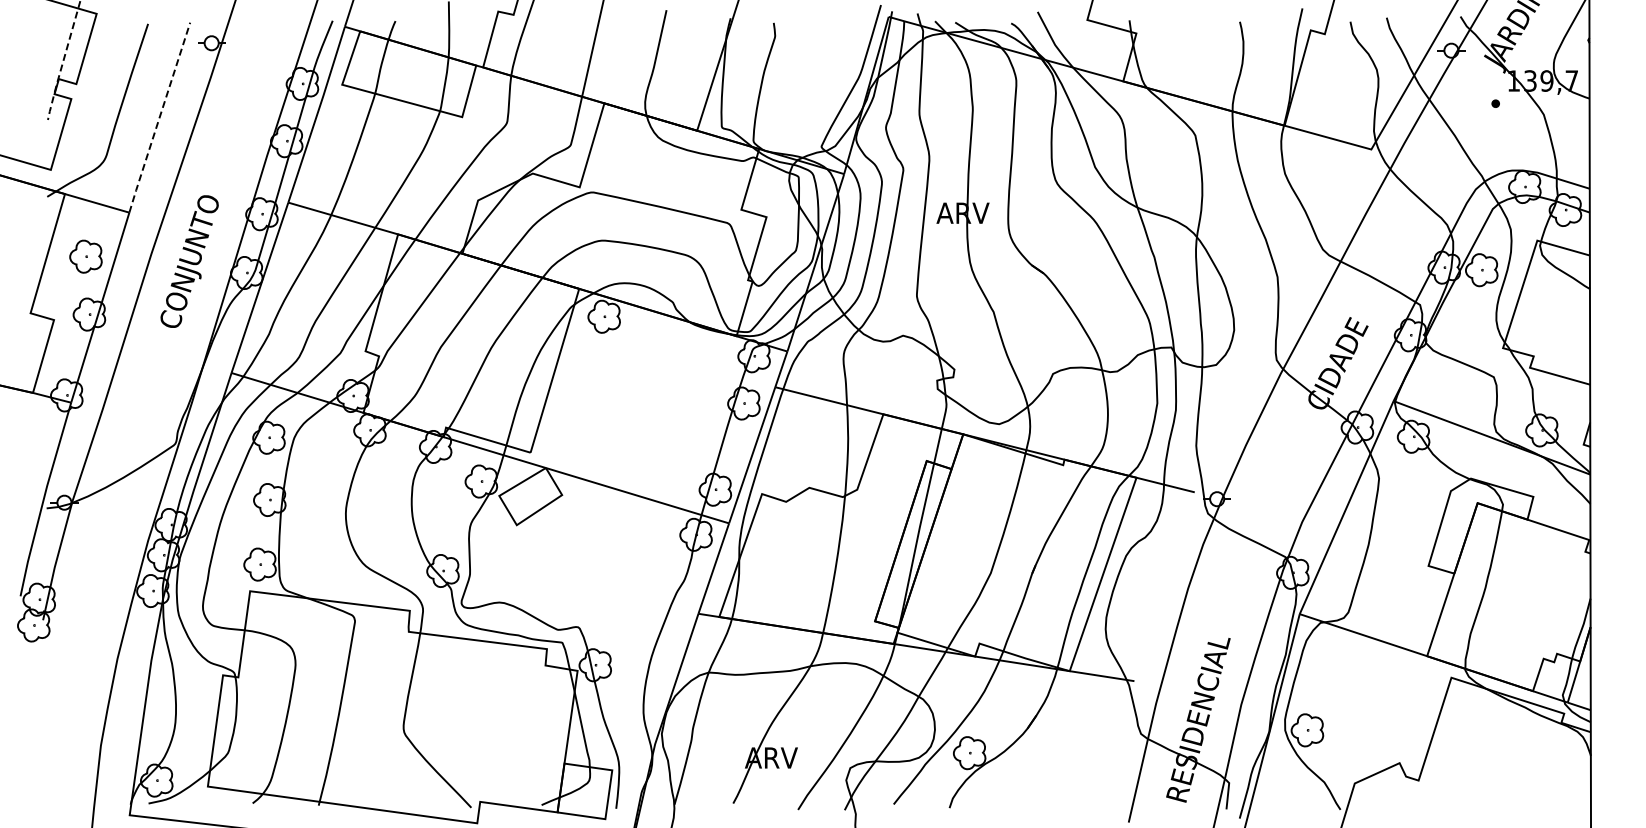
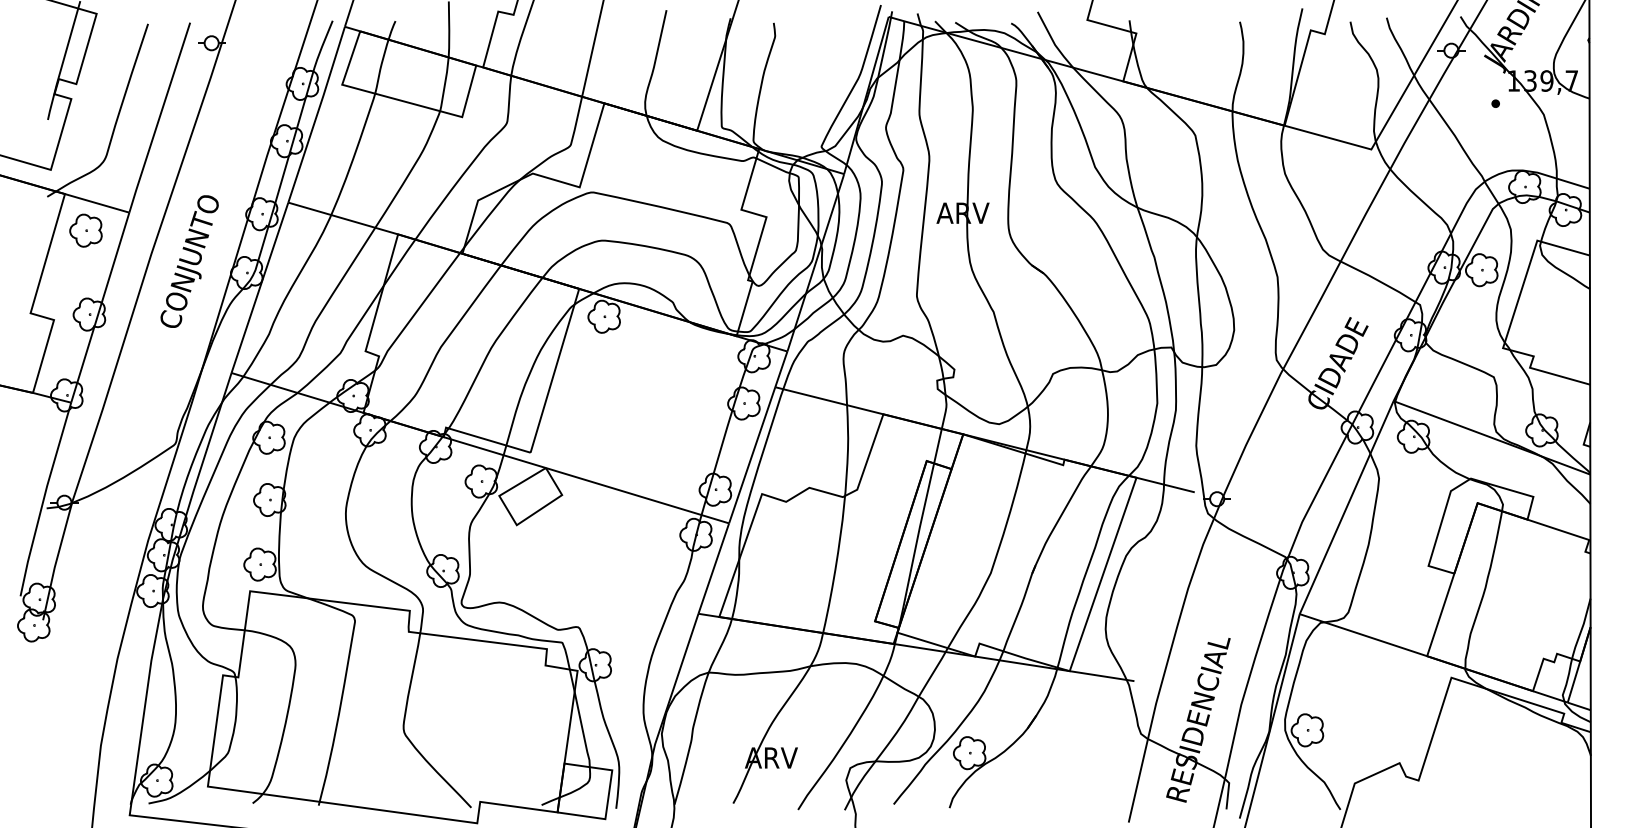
line: dashed -> solid (63, 61)
line: dashed -> solid (159, 118)
part position: (85, 256) -> (85, 230) (85, 230)
